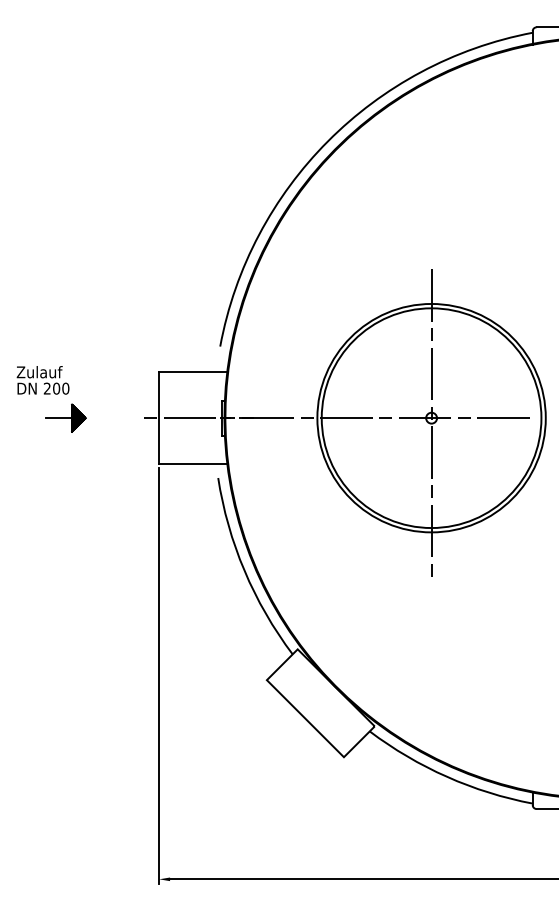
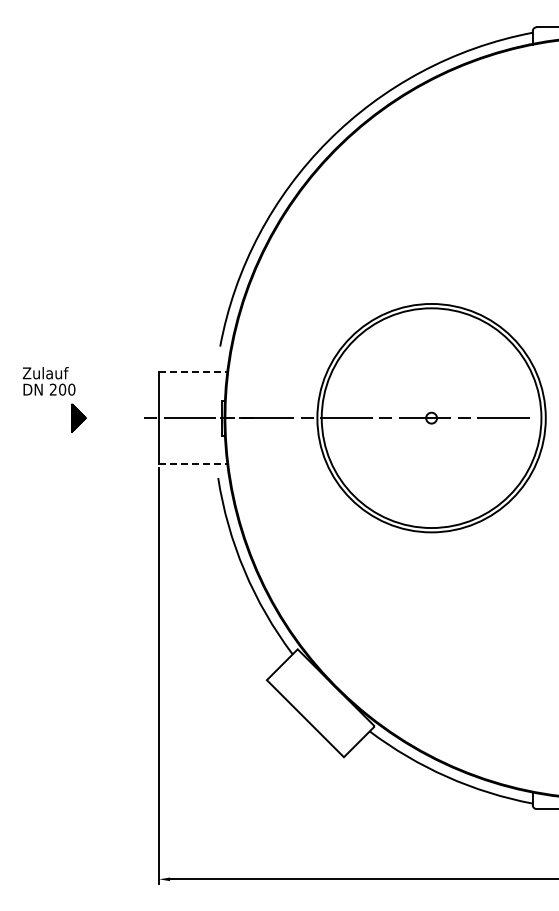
line: solid -> dashed (193, 372)
text position: (42, 380) -> (48, 381) (48, 381)
line: present -> none (58, 418)
line: present -> none (431, 423)
line: solid -> dashed (193, 463)
